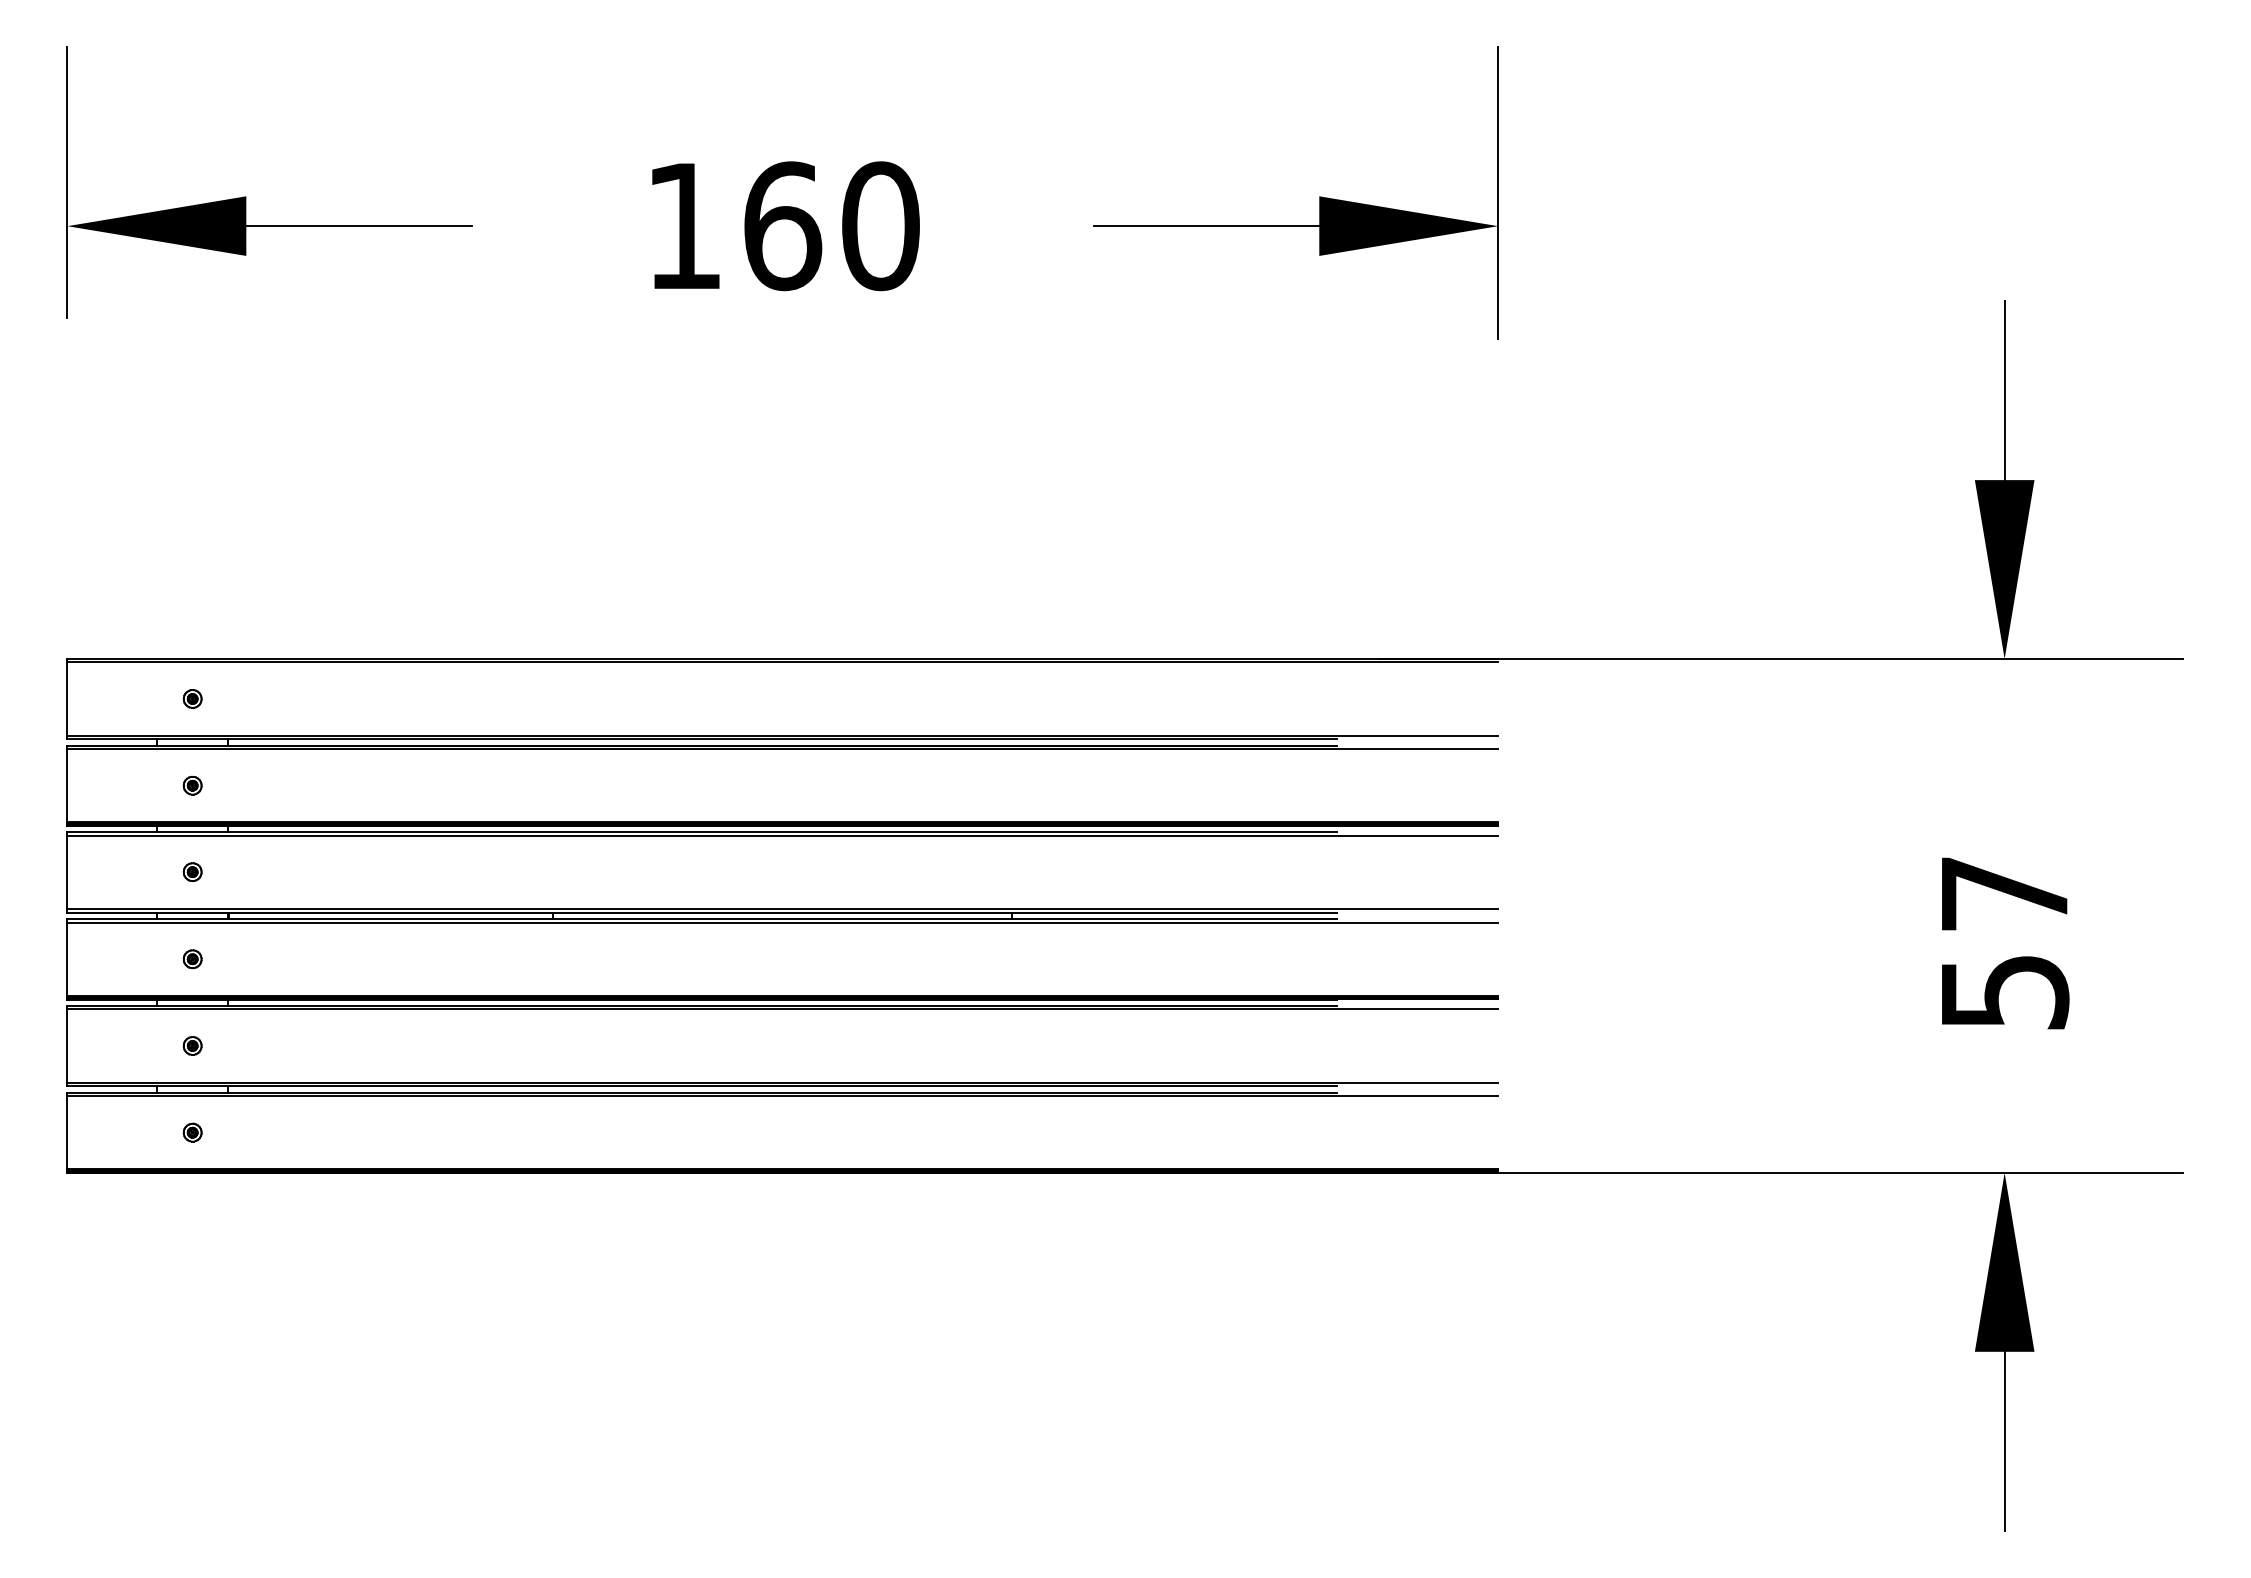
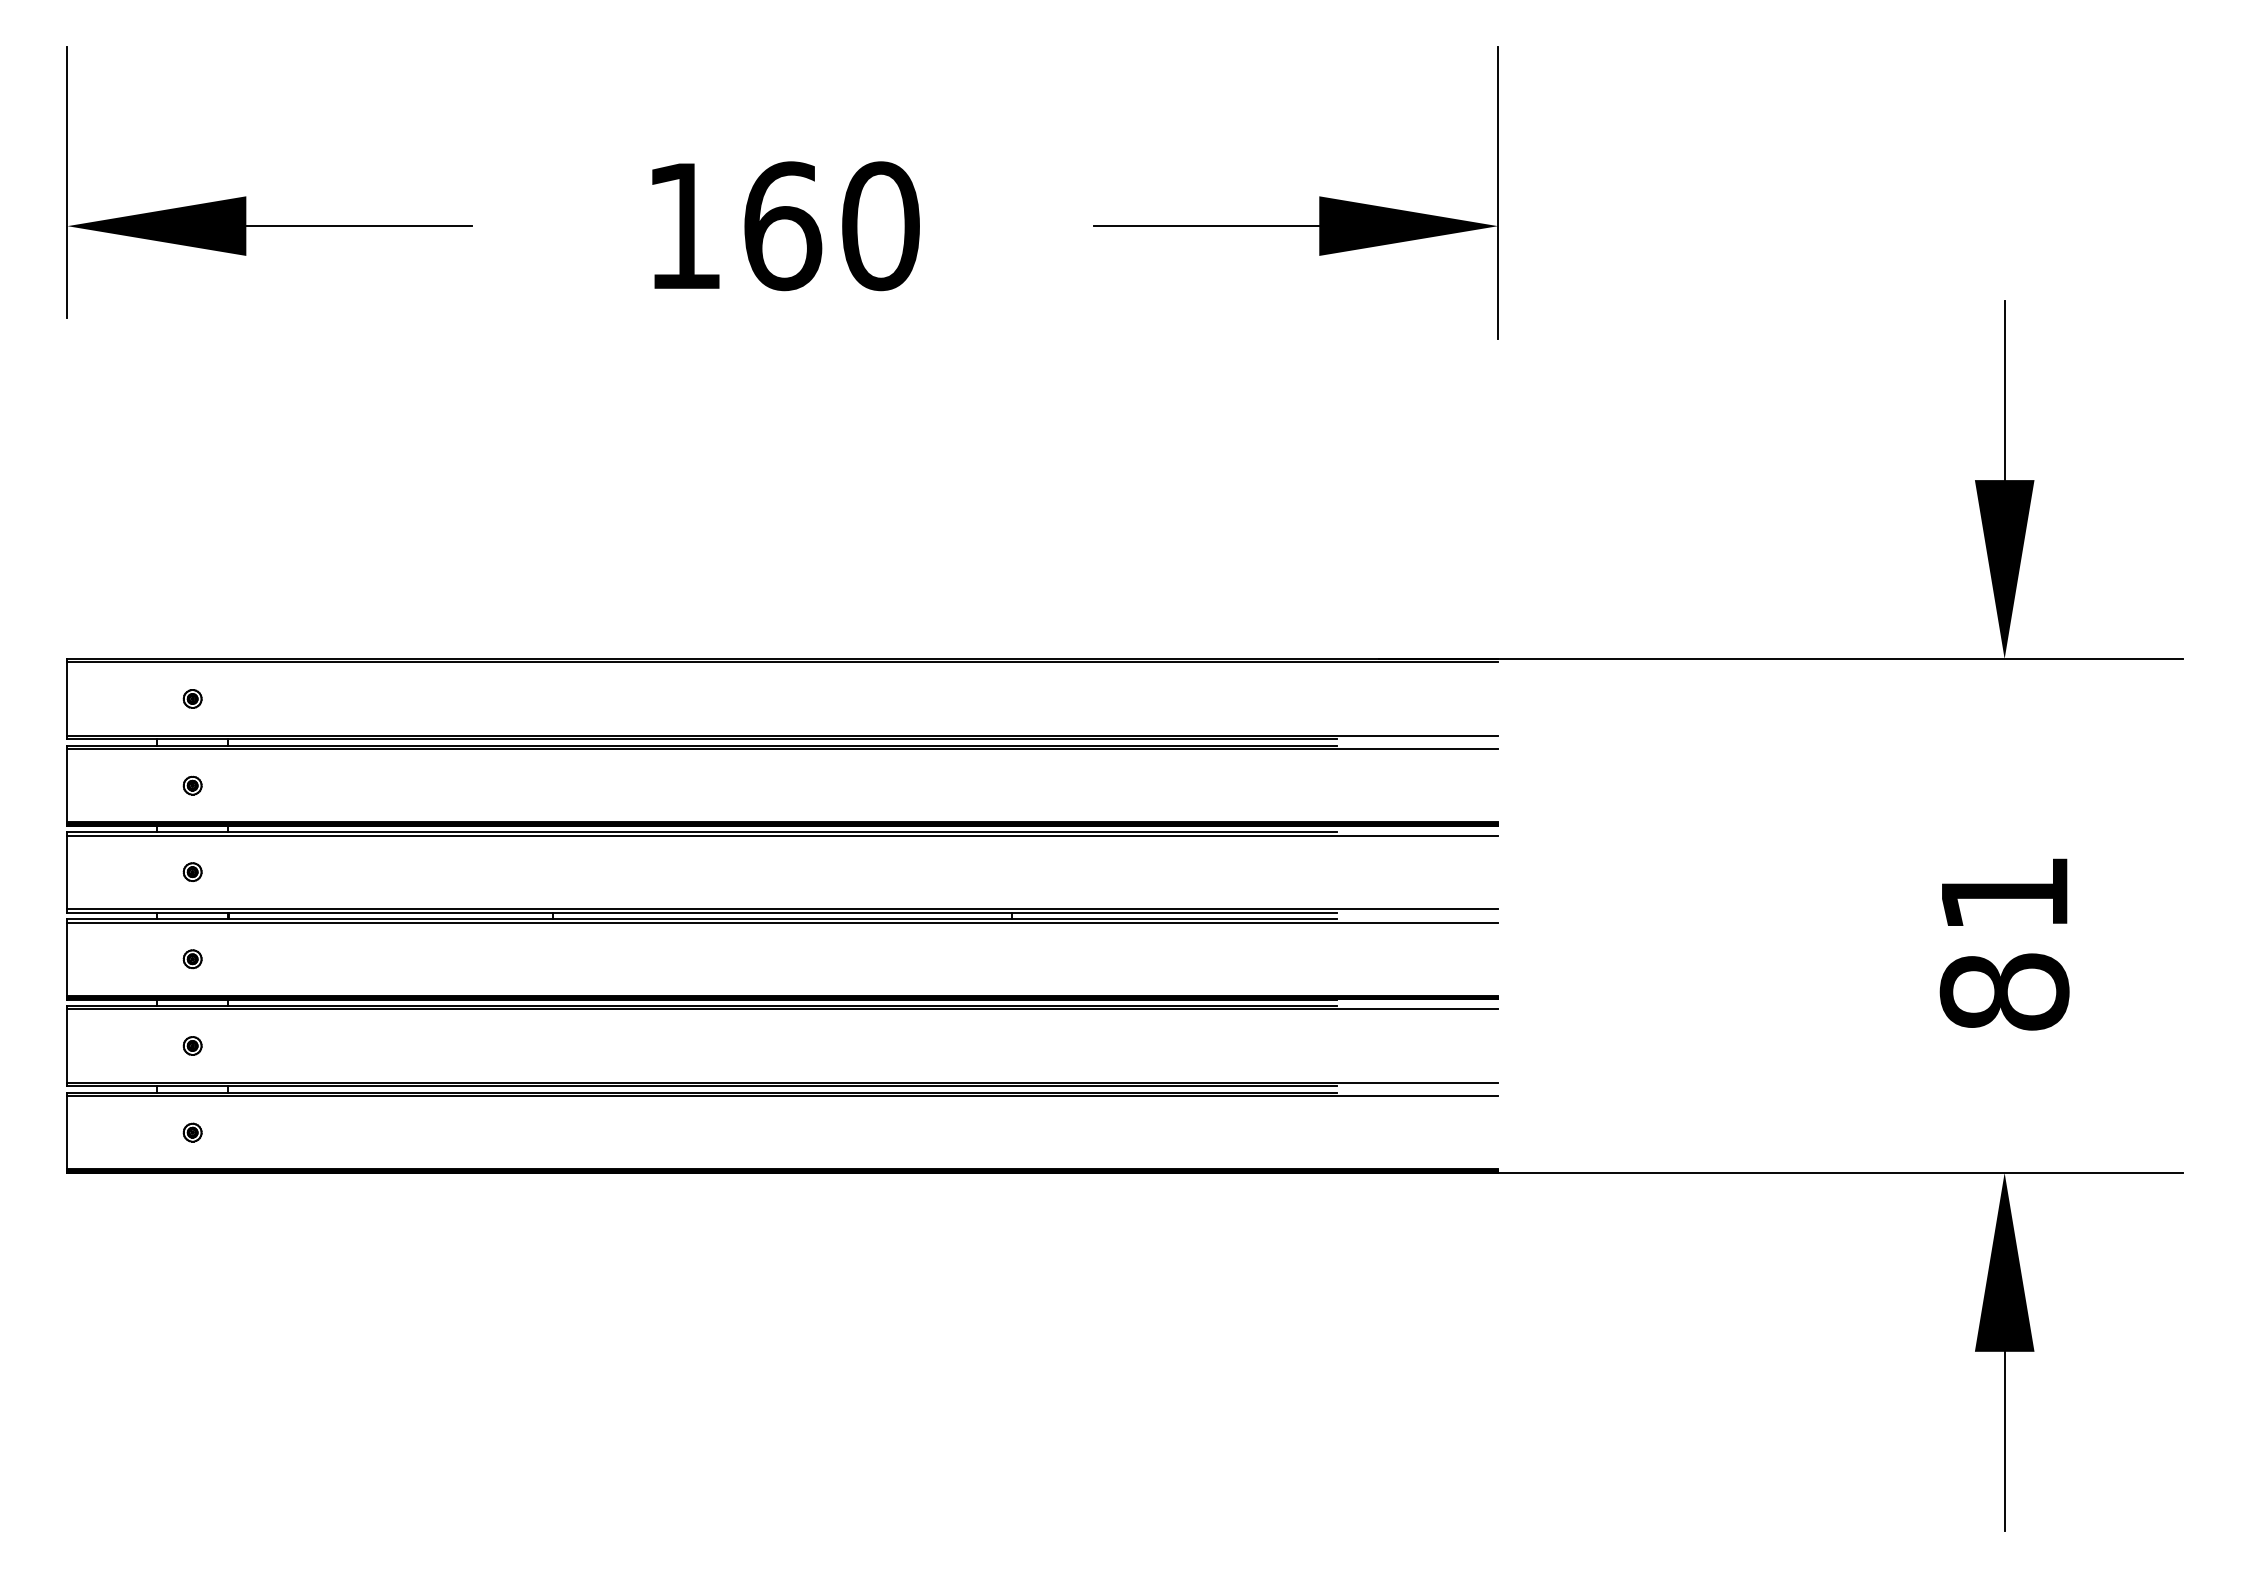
text: 57 -> 81 (2004, 943)
